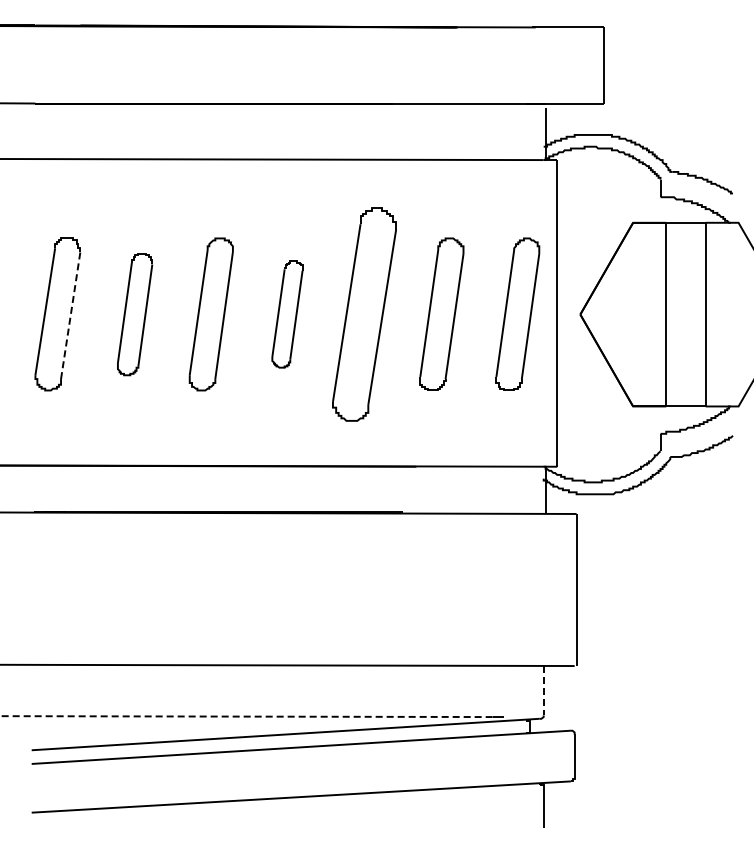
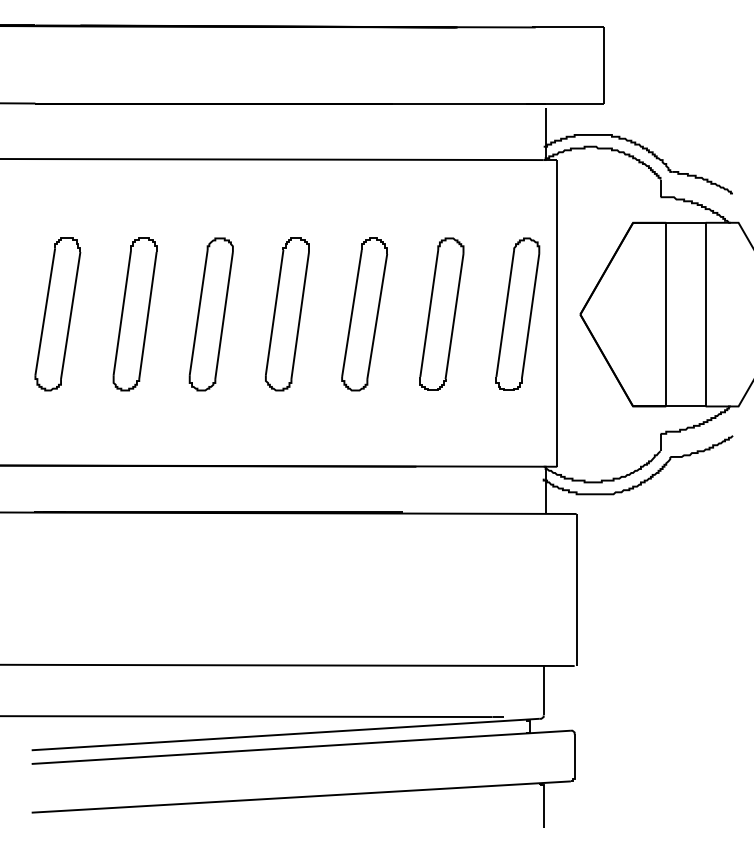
part size: 37x124 px -> 46x155 px (134, 314)
part size: 33x109 px -> 45x155 px (287, 314)
part size: 65x215 px -> 48x155 px (364, 314)
line: dashed -> solid (70, 315)
line: dashed -> solid (543, 690)
line: dashed -> solid (245, 716)
